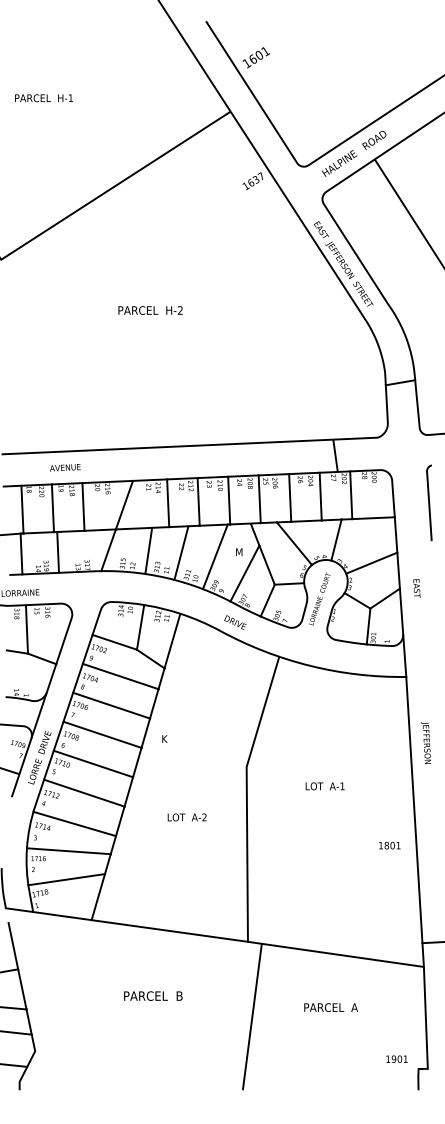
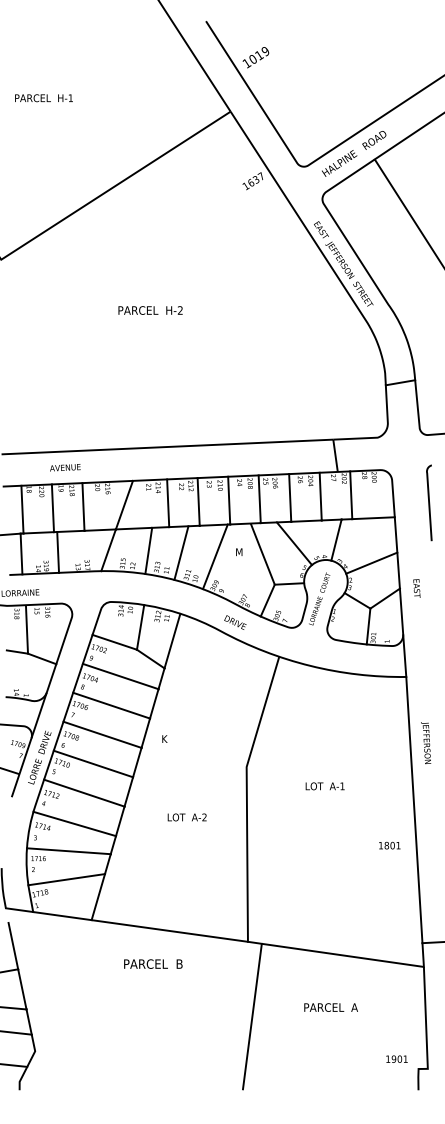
text: 1601 -> 1019 (259, 54)
line: present -> none (244, 573)
text position: (153, 995) -> (153, 963) (153, 963)
